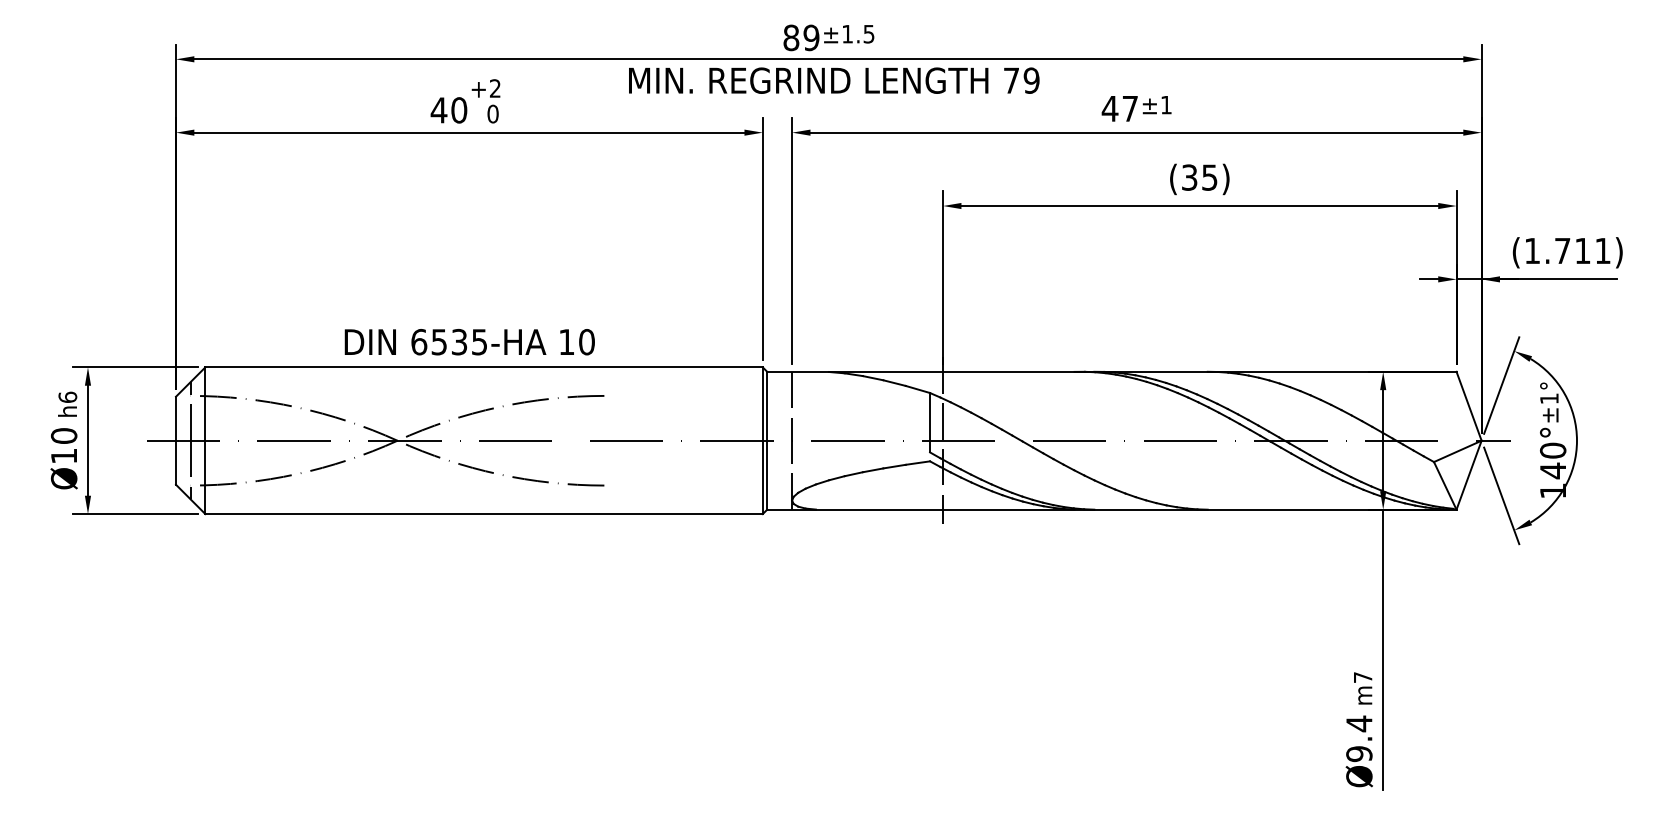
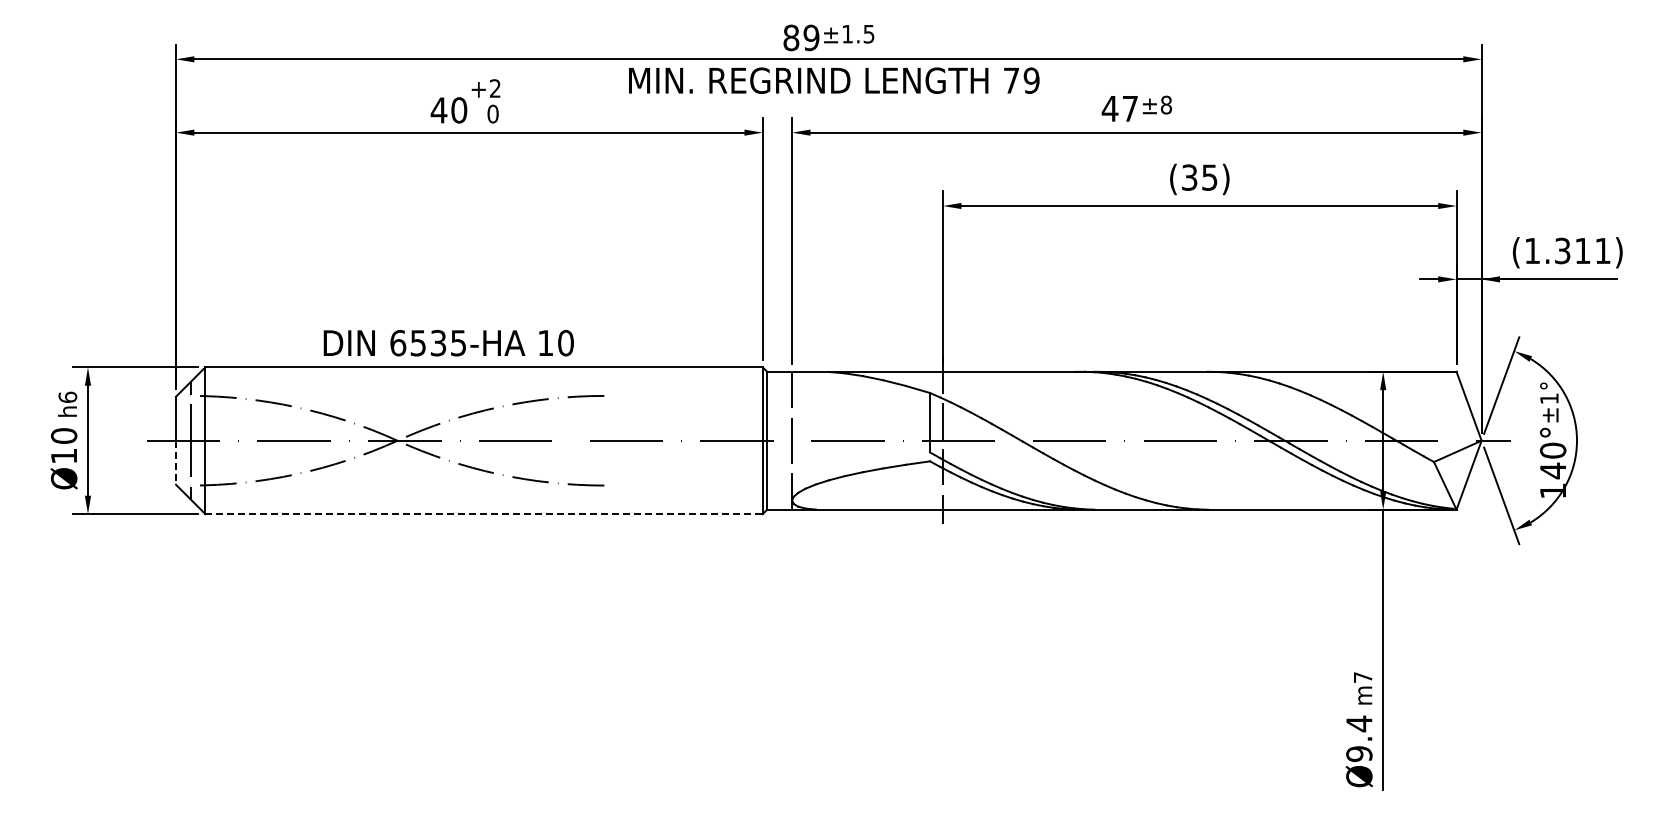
text: ±1 -> ±8 (1165, 104)
text: (1.711) -> (1.311) (1562, 250)
text position: (469, 342) -> (448, 343) (448, 343)
line: solid -> dashed (176, 463)
line: solid -> dashed (484, 514)
